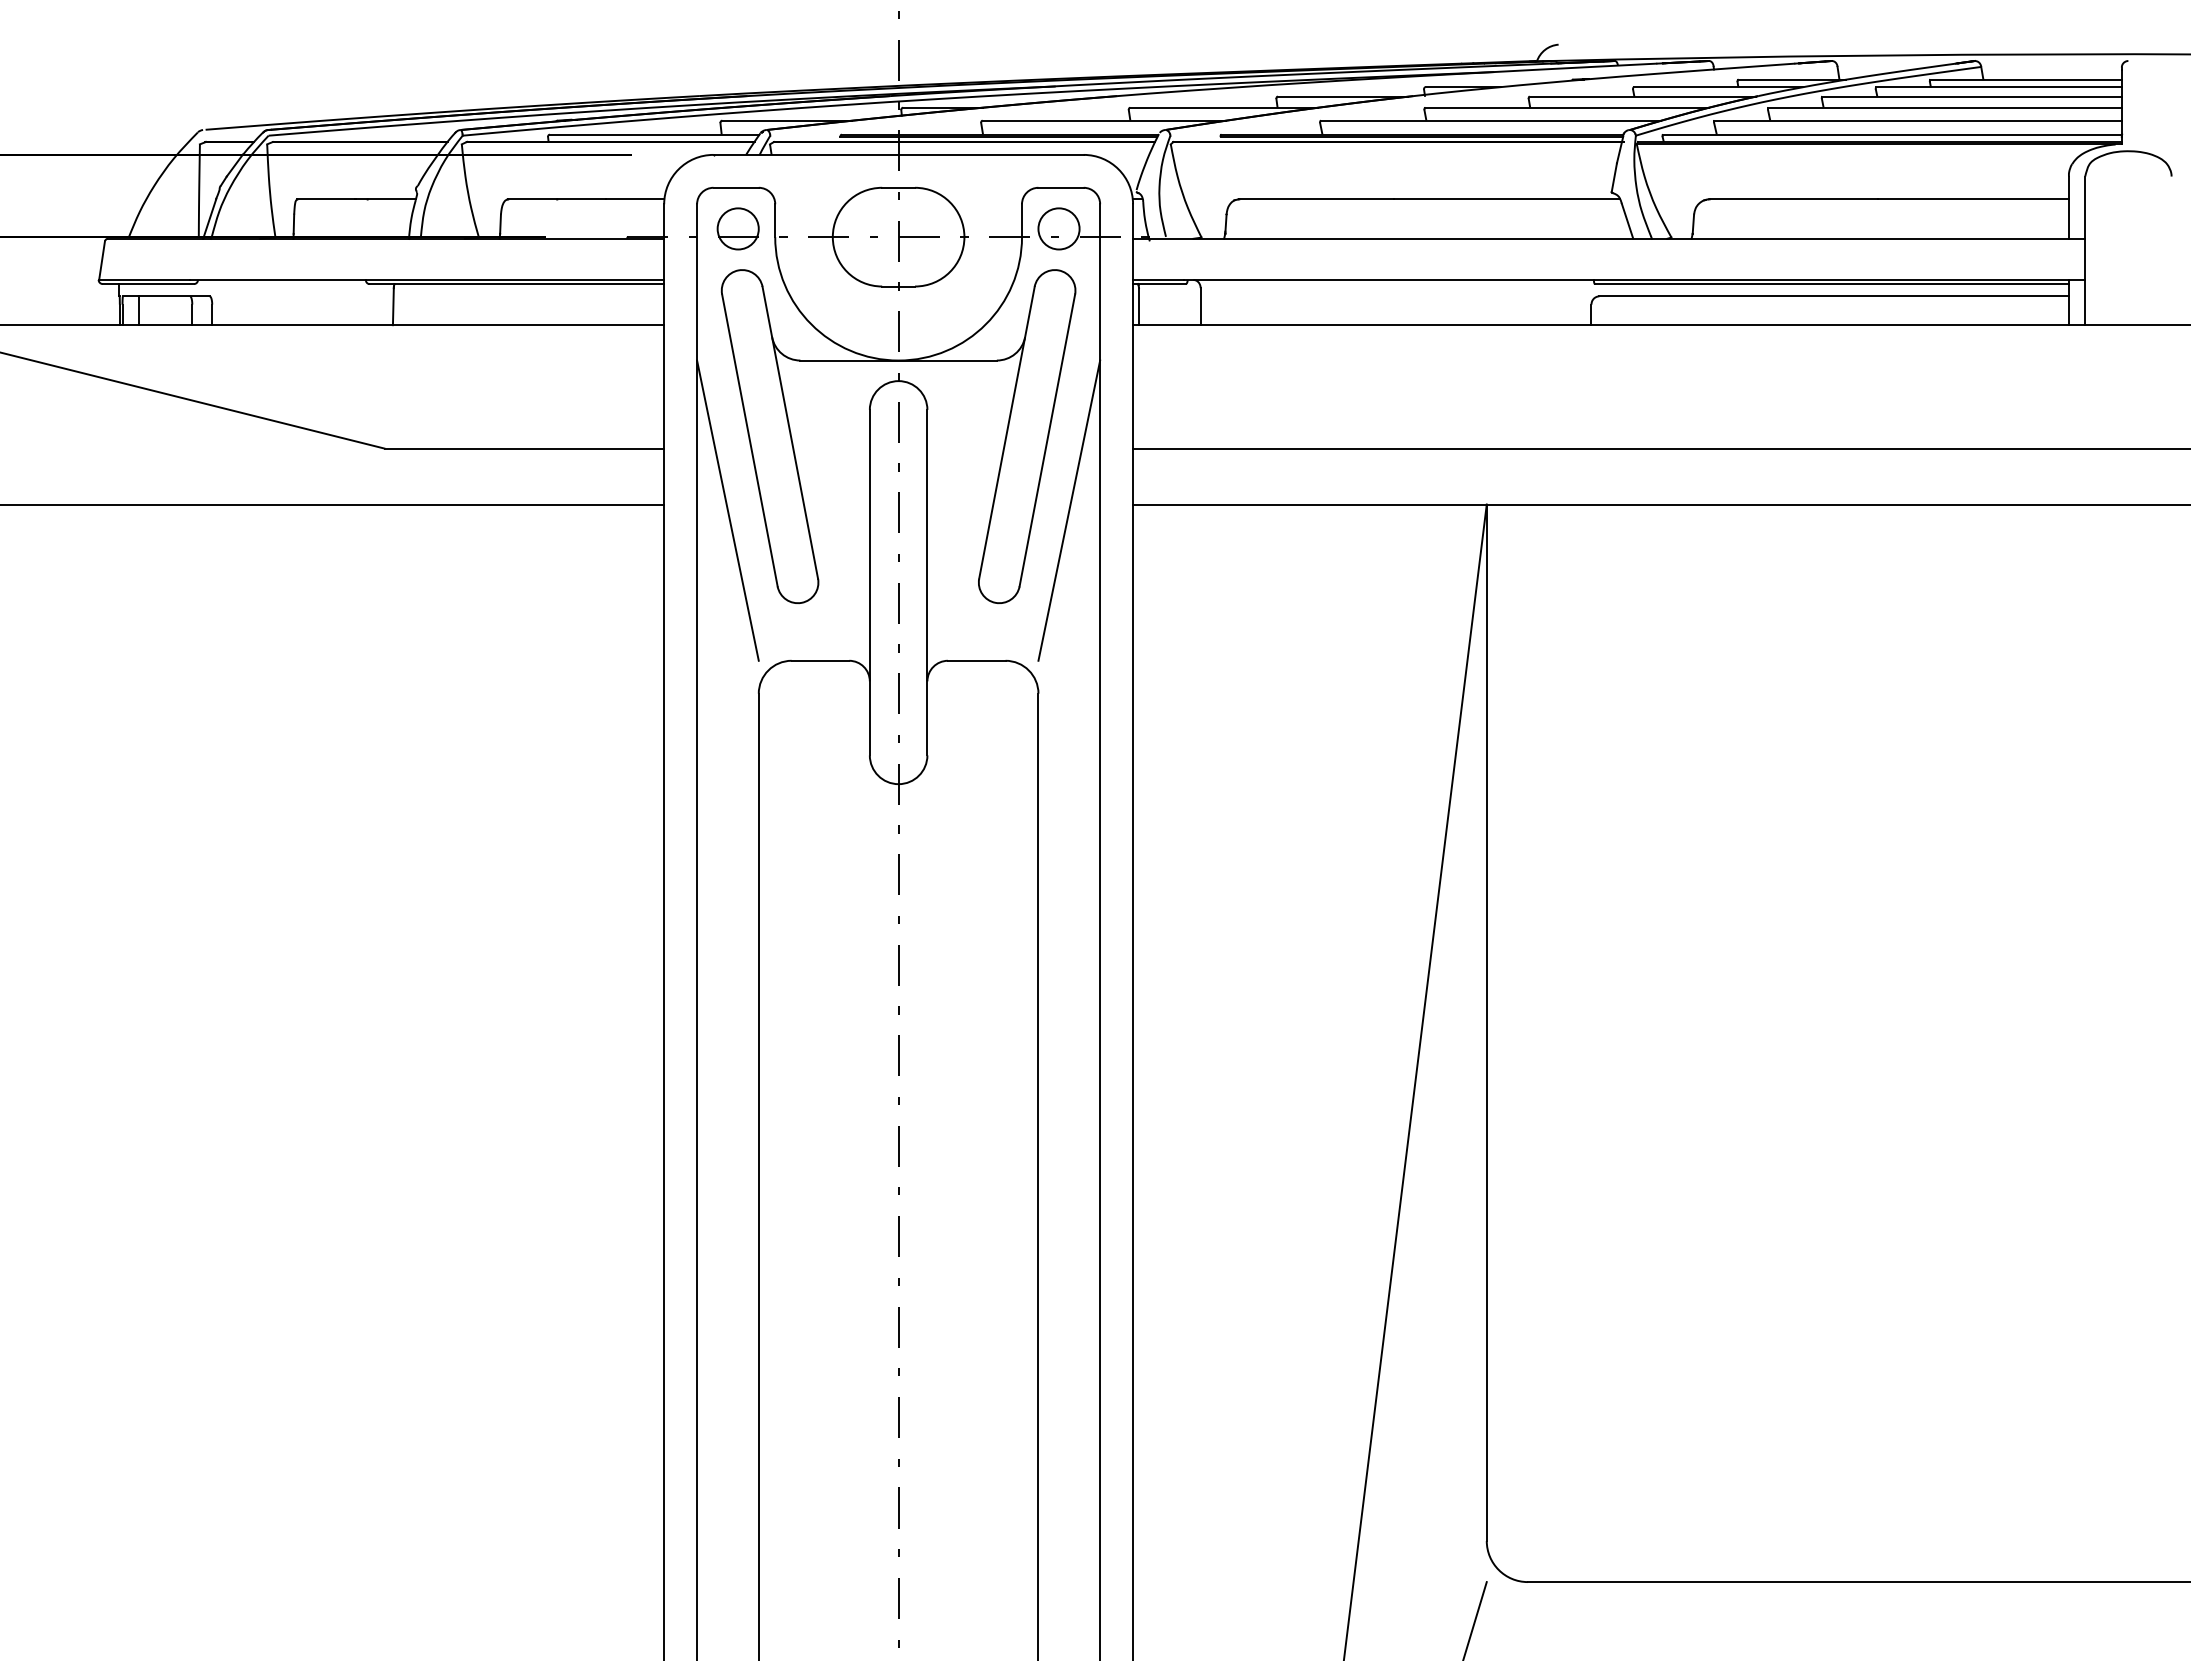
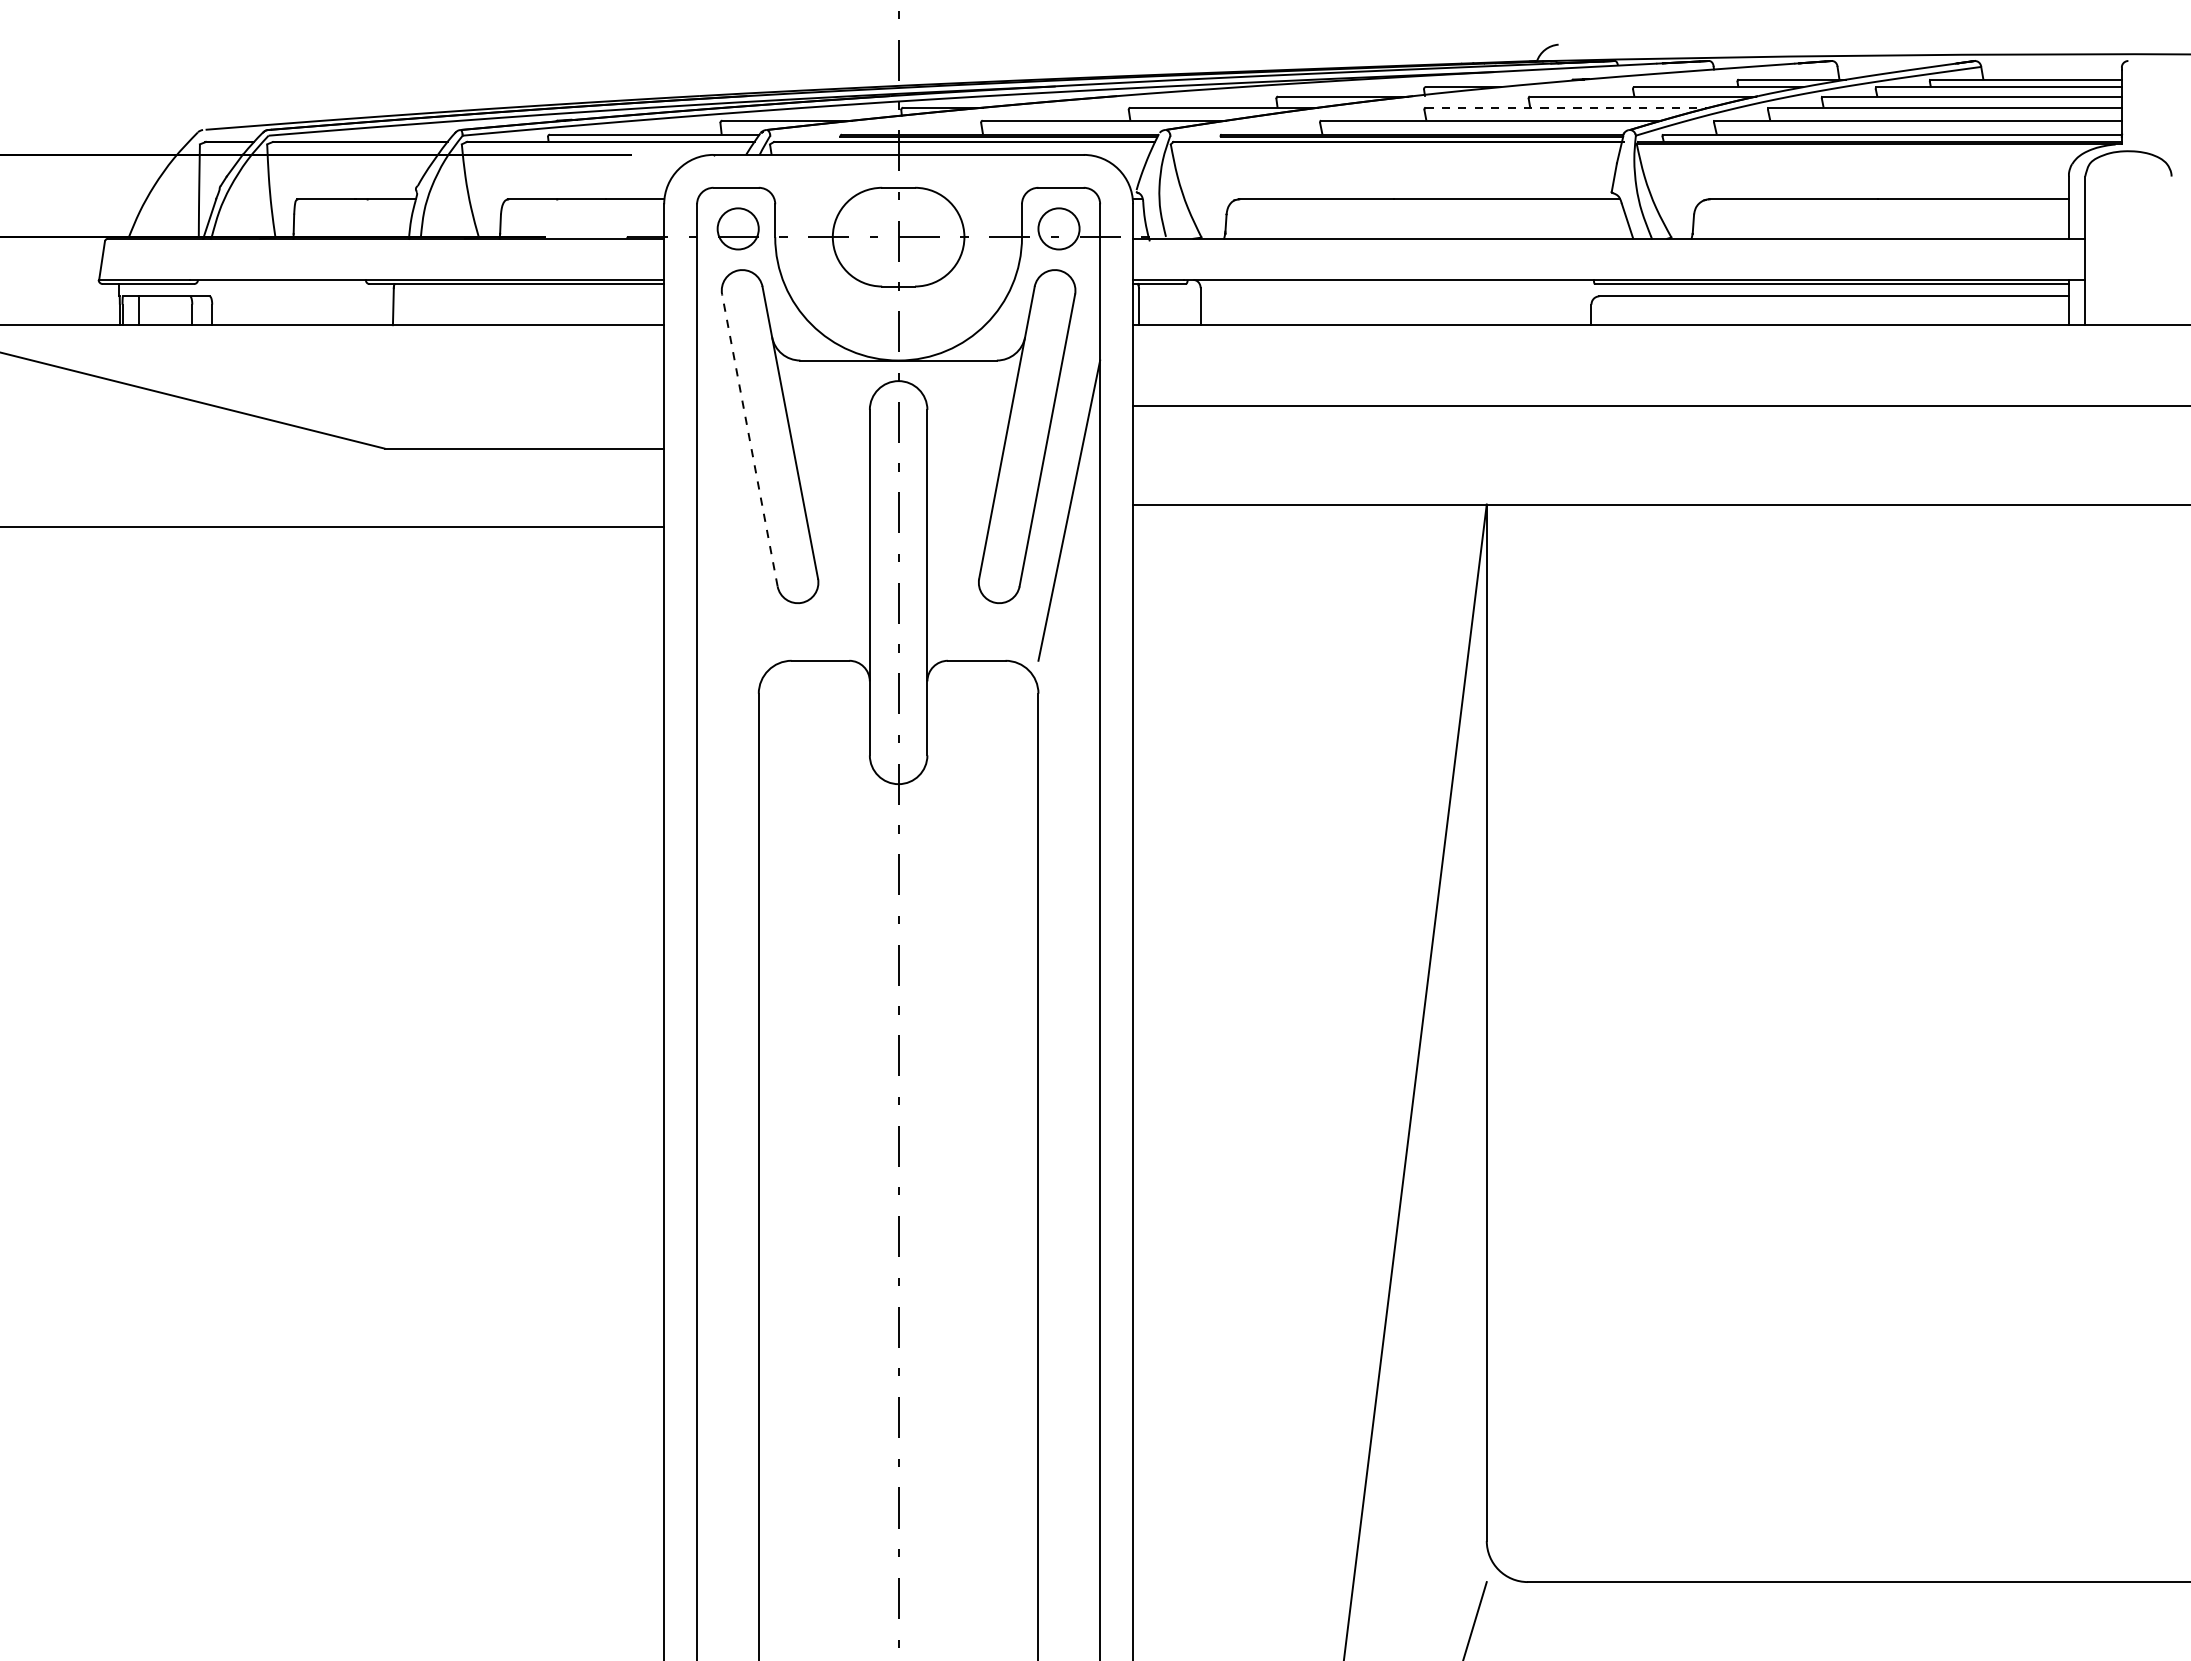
line: solid -> dashed (1567, 107)
line: solid -> dashed (749, 440)
line position: (1660, 448) -> (1660, 405) (1660, 405)
line position: (333, 504) -> (333, 526) (333, 526)
line: present -> none (727, 510)
